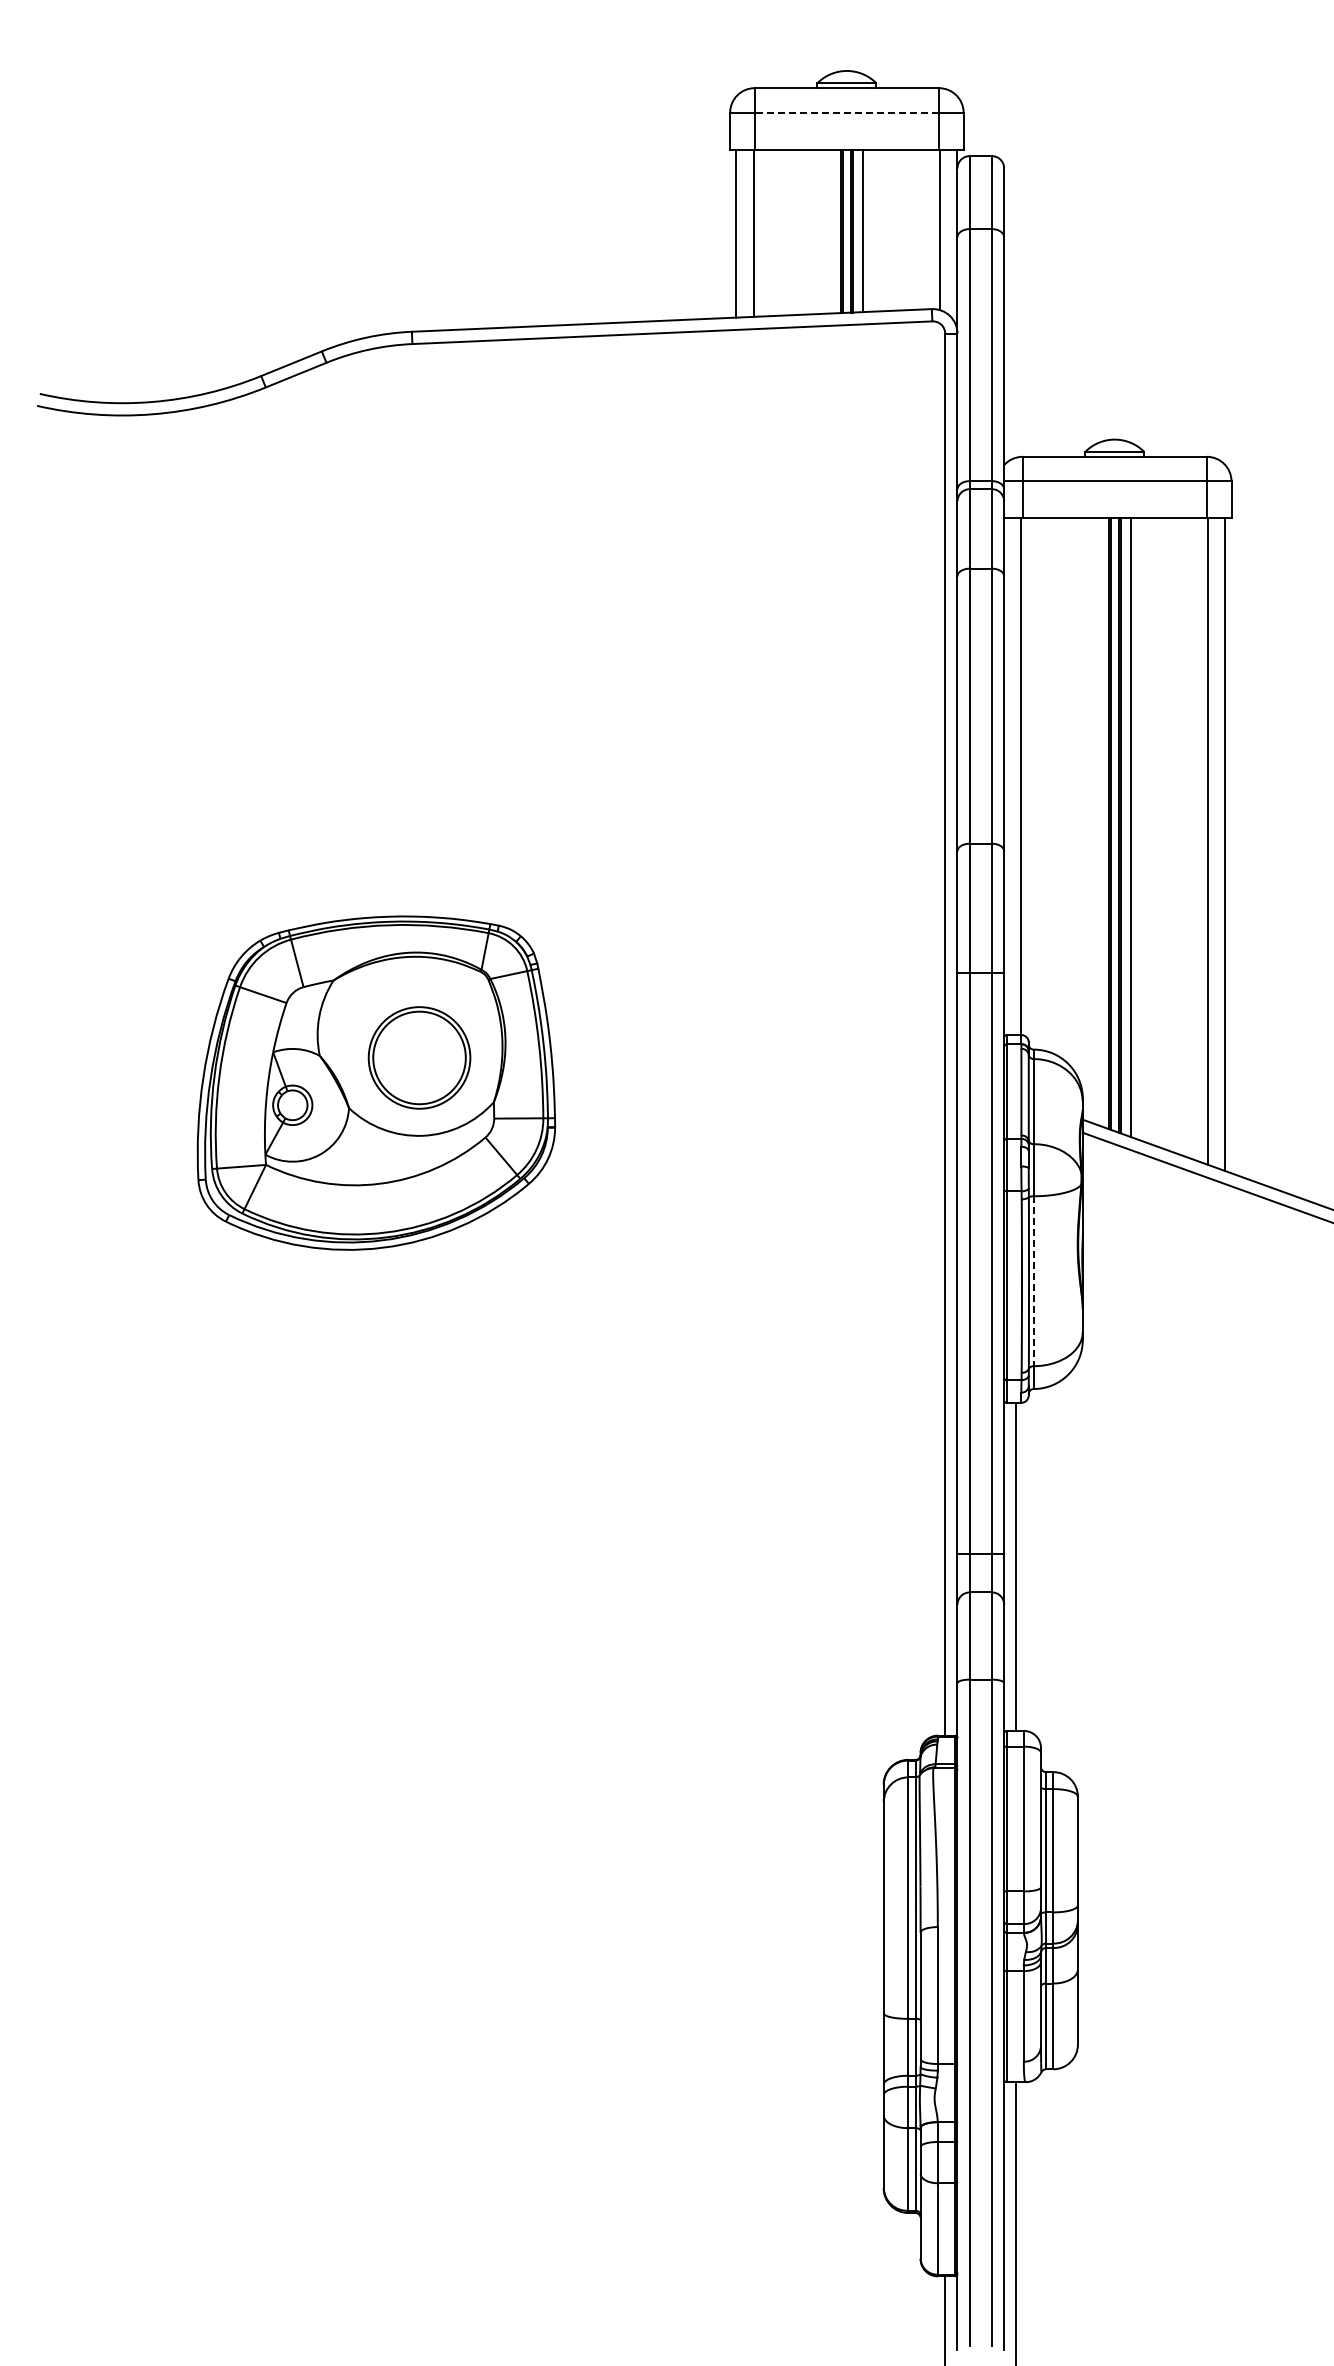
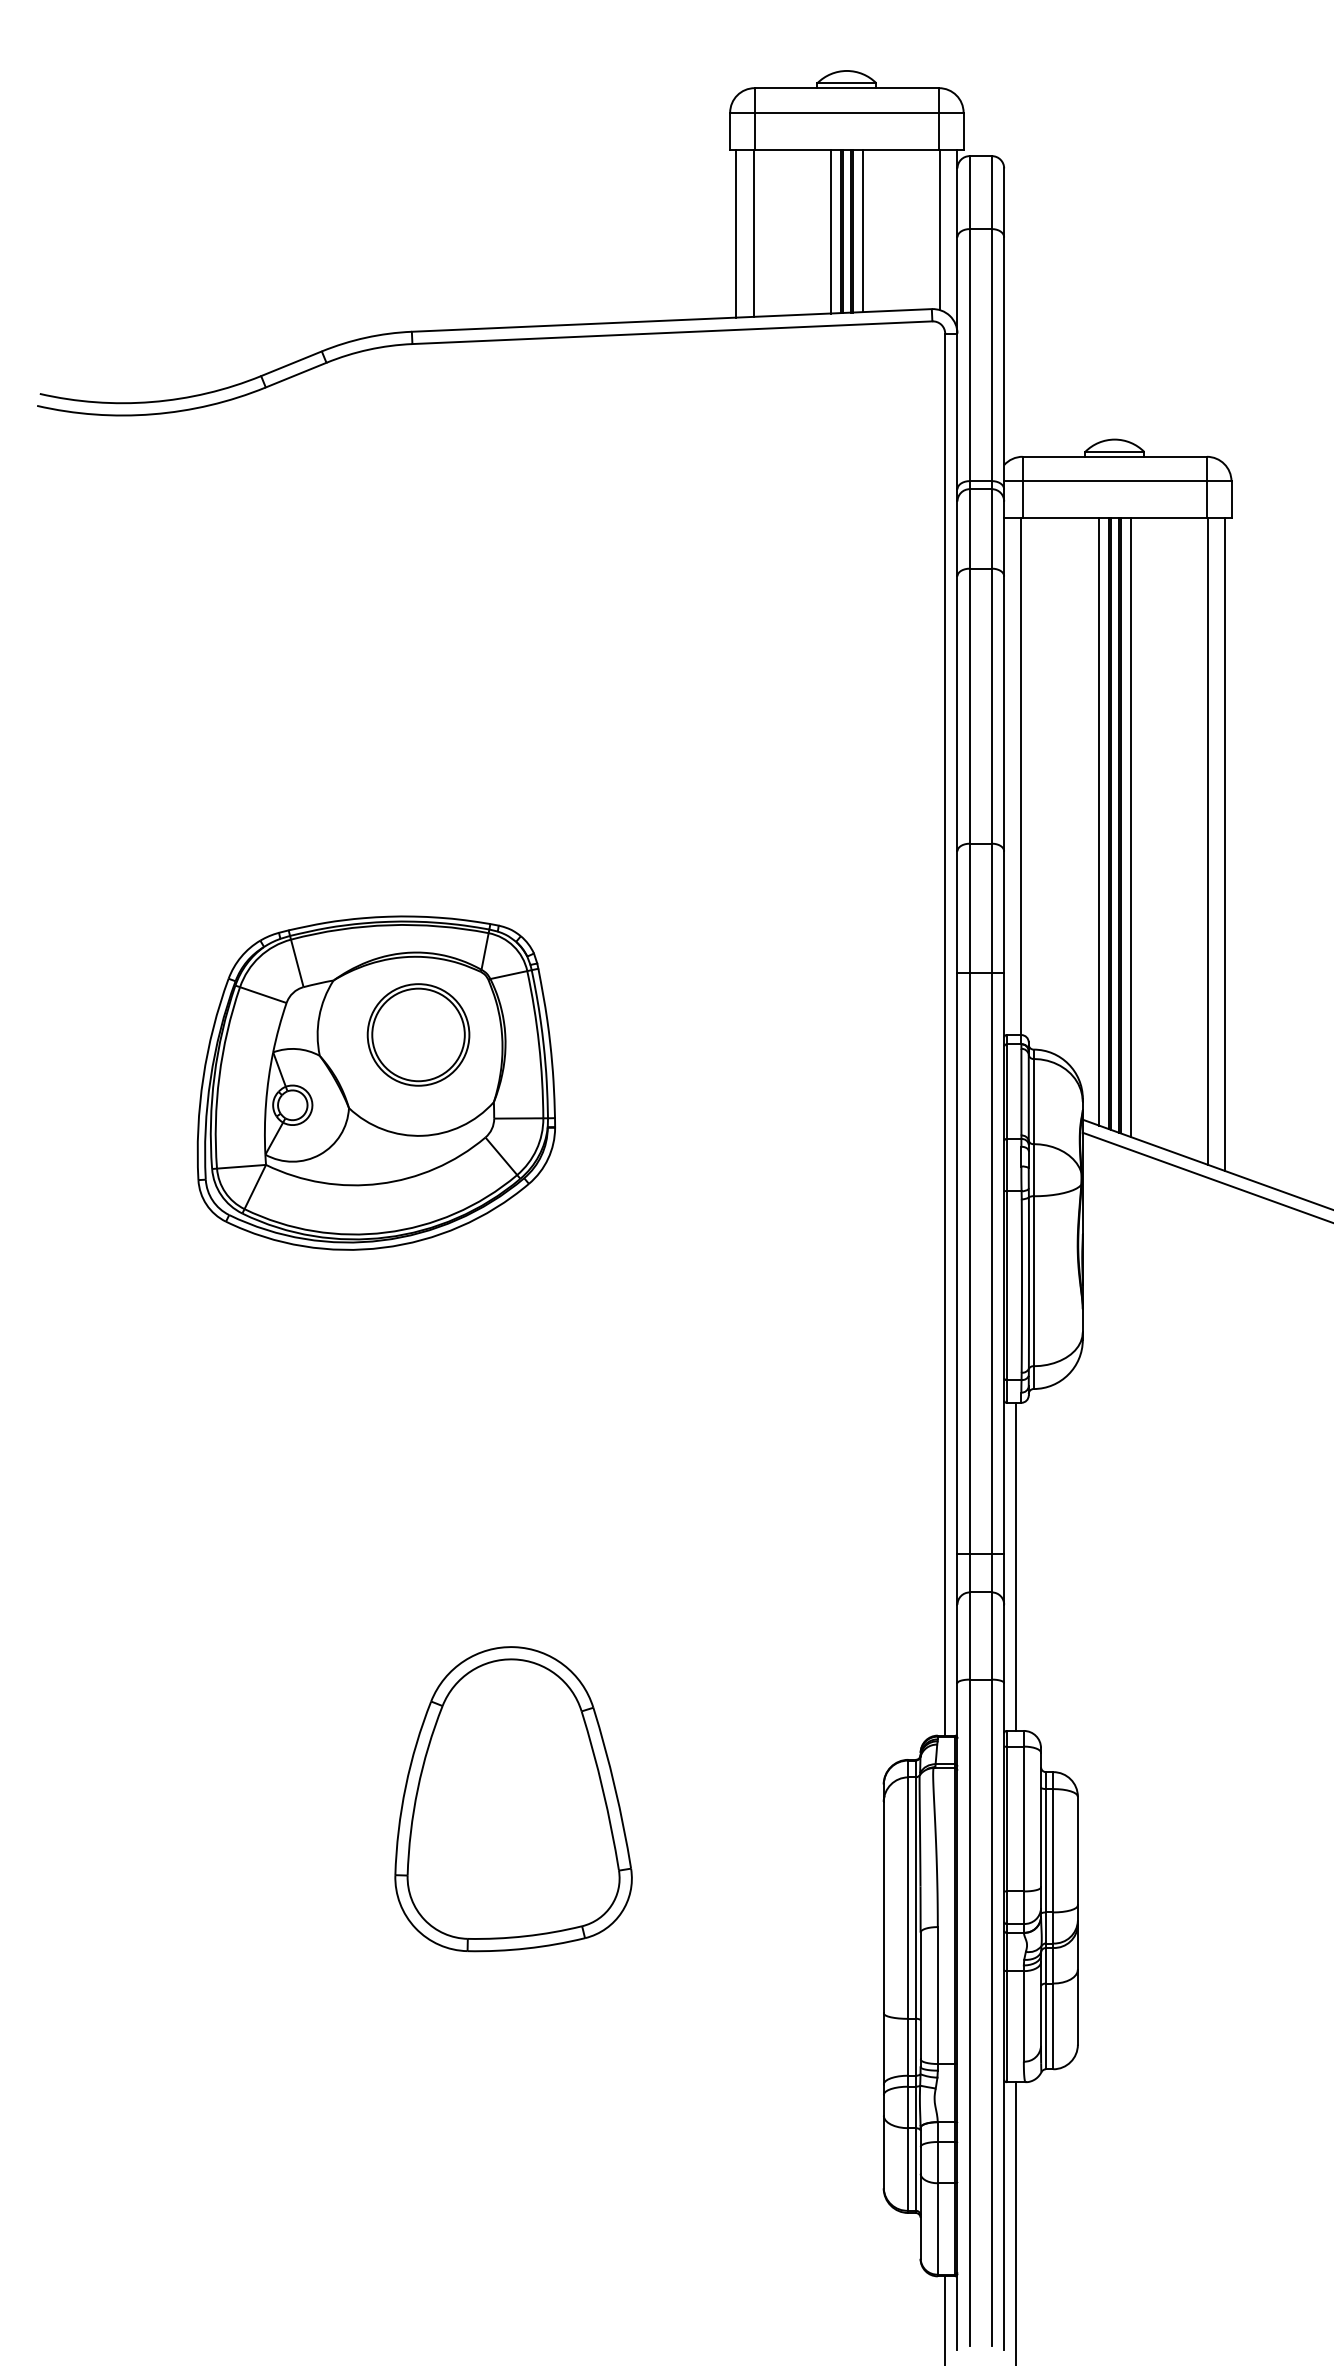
line: dashed -> solid (846, 112)
line: none -> present (831, 231)
line: none -> present (1099, 821)
part position: (419, 1057) -> (418, 1034) (418, 1034)
line: dashed -> solid (1033, 1281)
part: none -> present (513, 1799)
